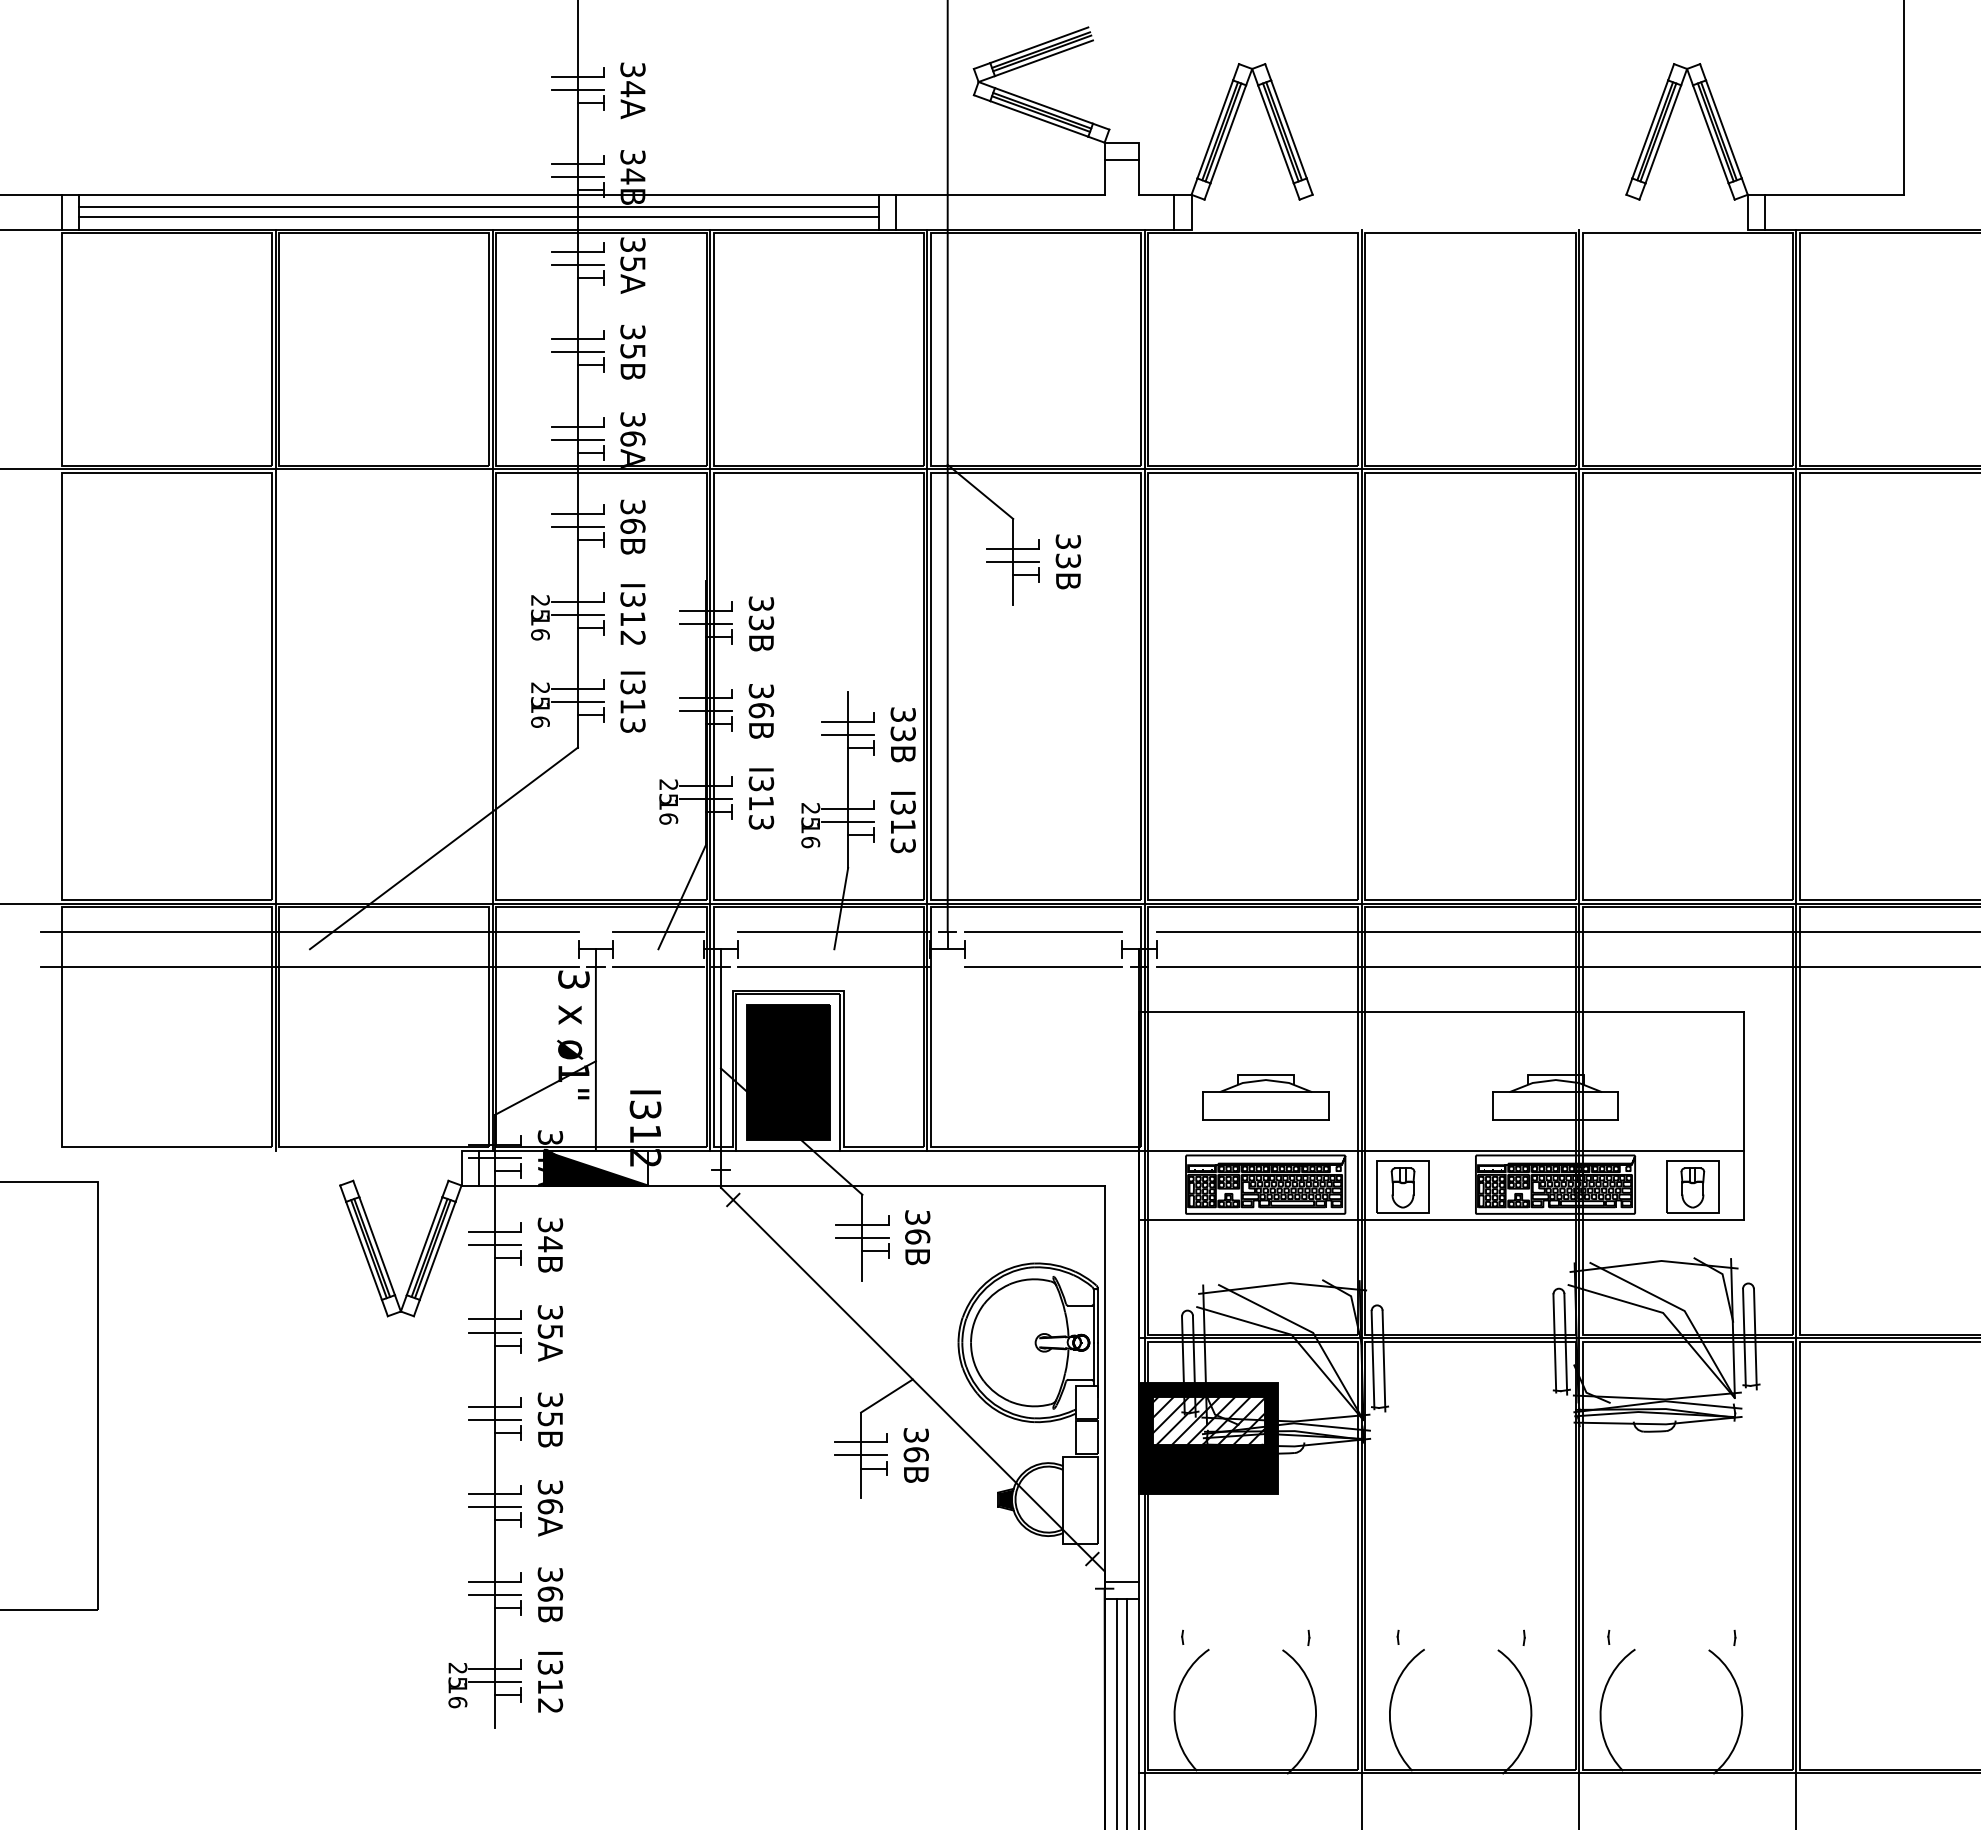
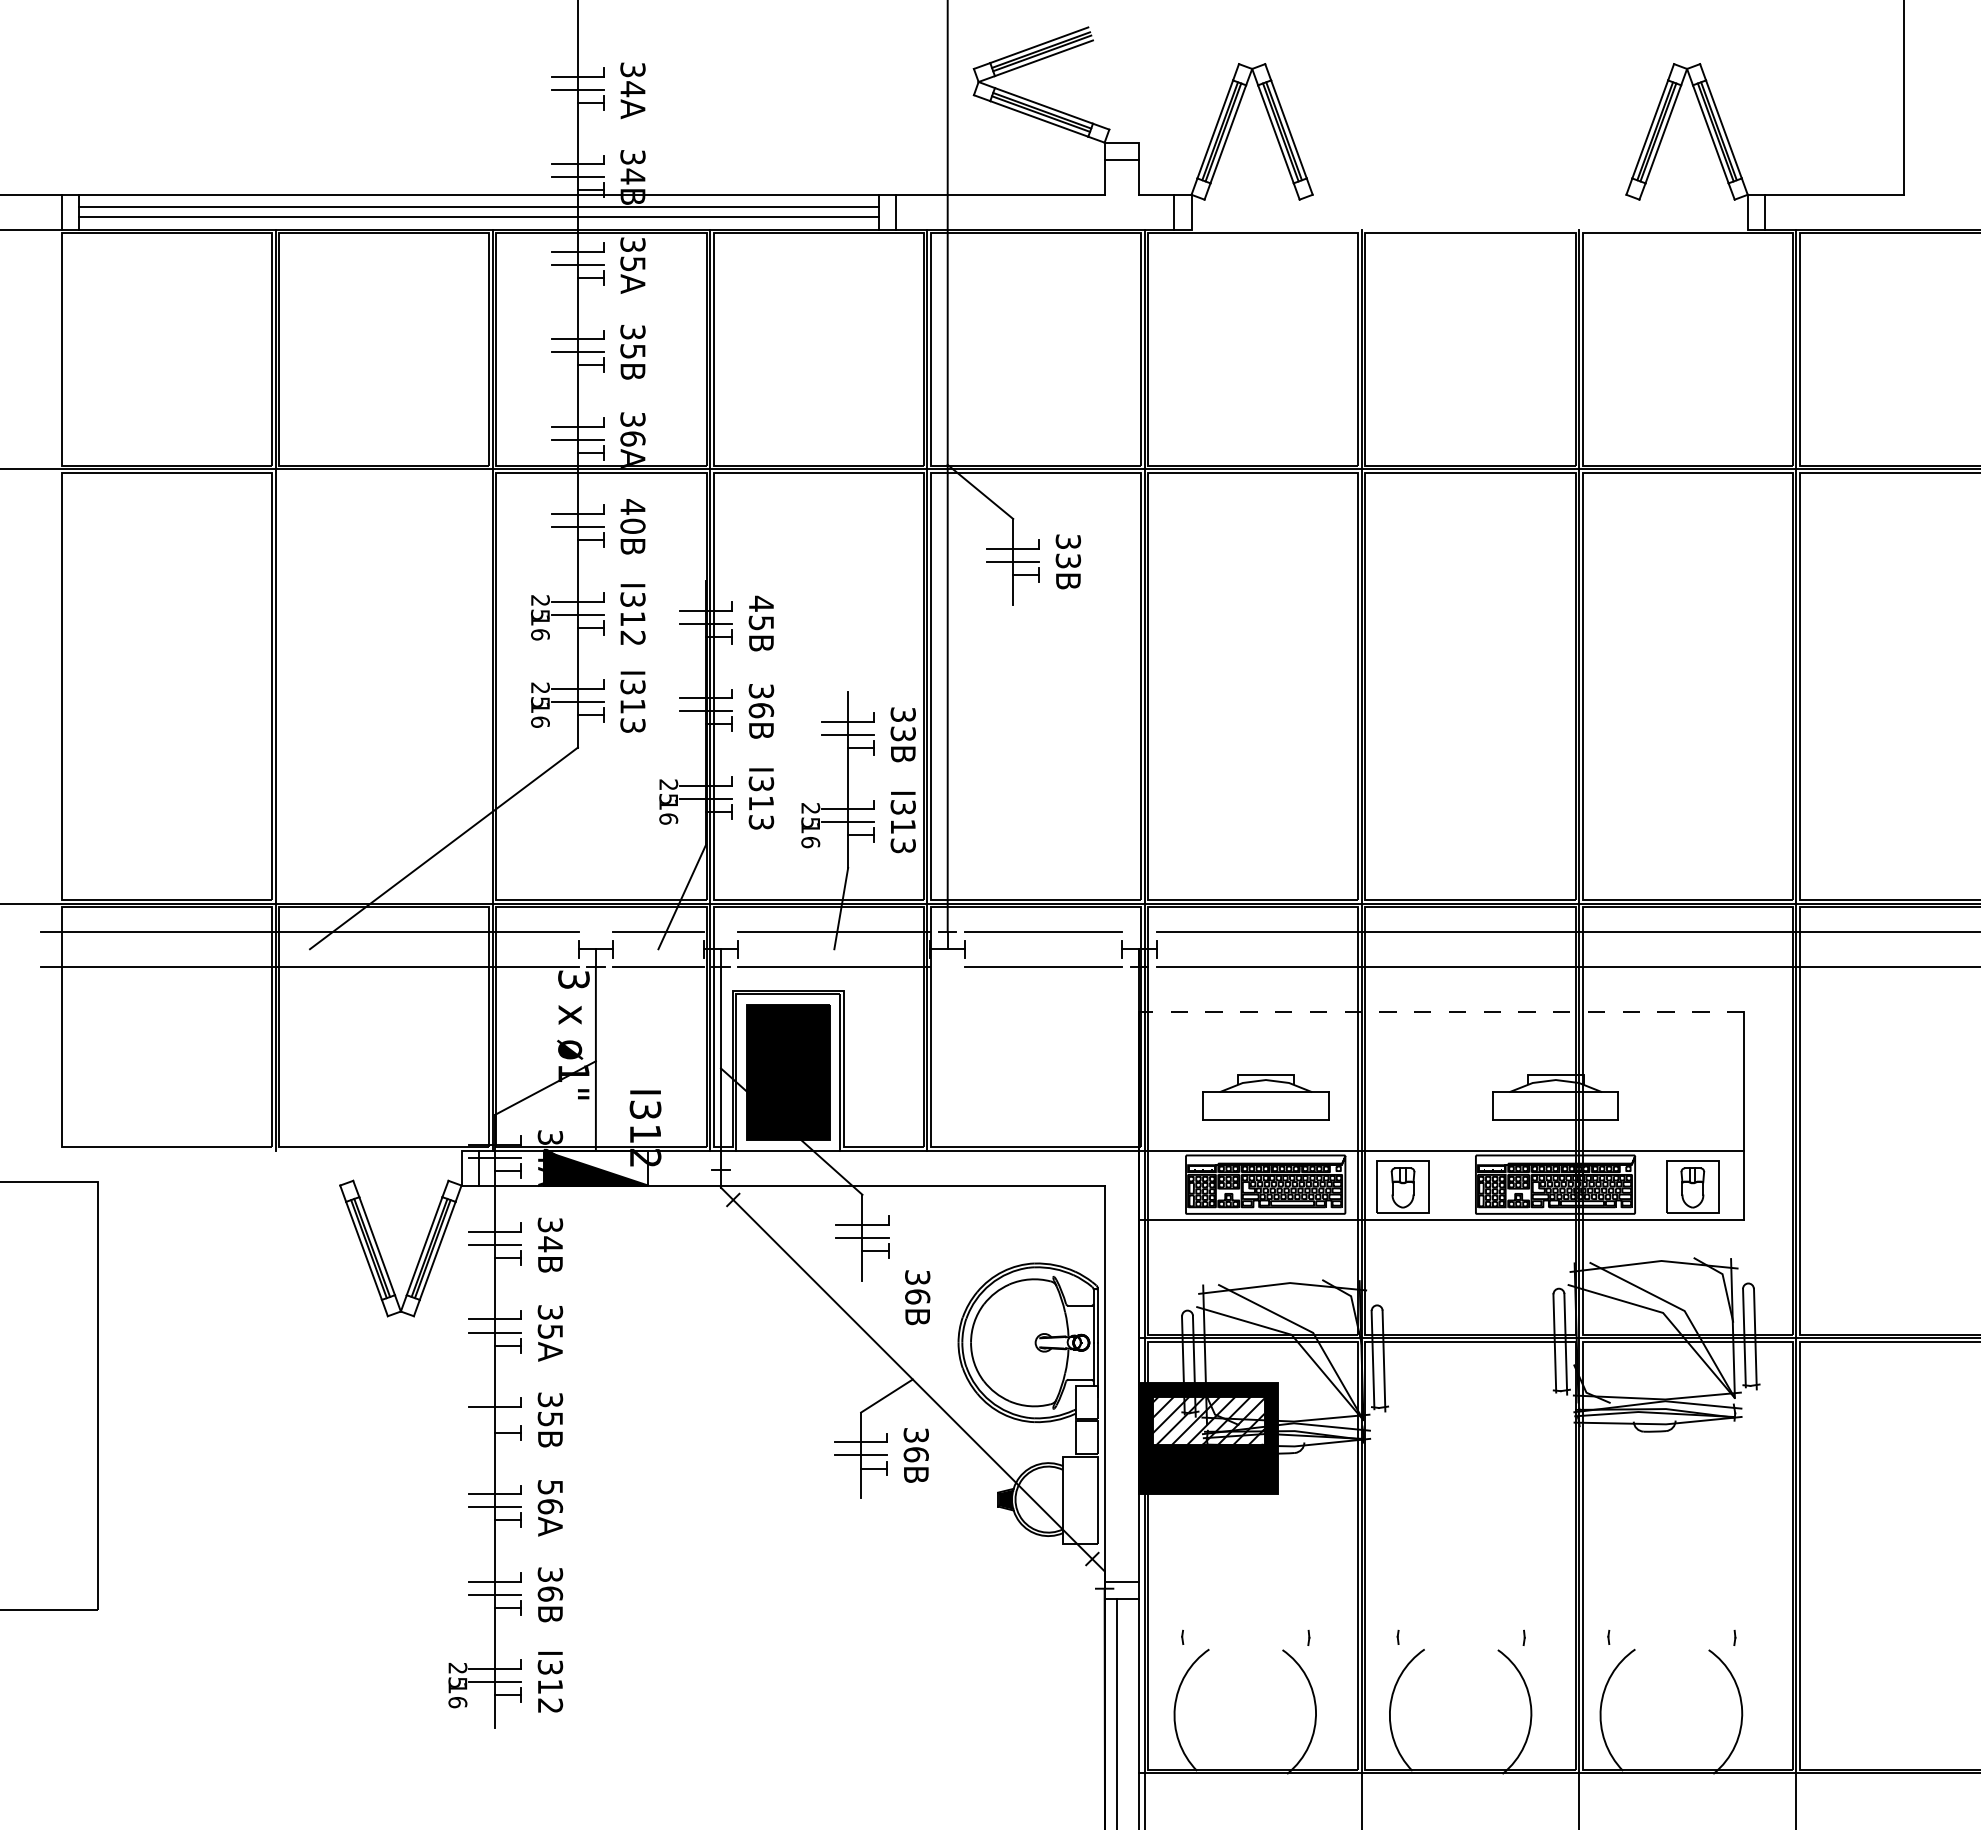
text: 36B -> 40B (632, 516)
text: 33B -> 45B (761, 612)
line: solid -> dashed (1441, 1011)
text position: (917, 1237) -> (917, 1297) (917, 1297)
line: present -> none (495, 1419)
text: 36A -> 56A (550, 1487)
line: present -> none (1127, 1712)
